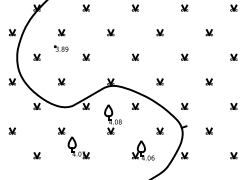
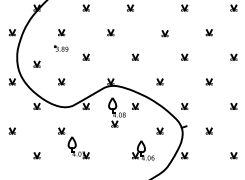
part position: (134, 7) -> (129, 7) (129, 7)
part position: (159, 32) -> (164, 33) (164, 33)
part position: (36, 56) -> (36, 63) (36, 63)
part position: (112, 119) -> (116, 112) (116, 112)
